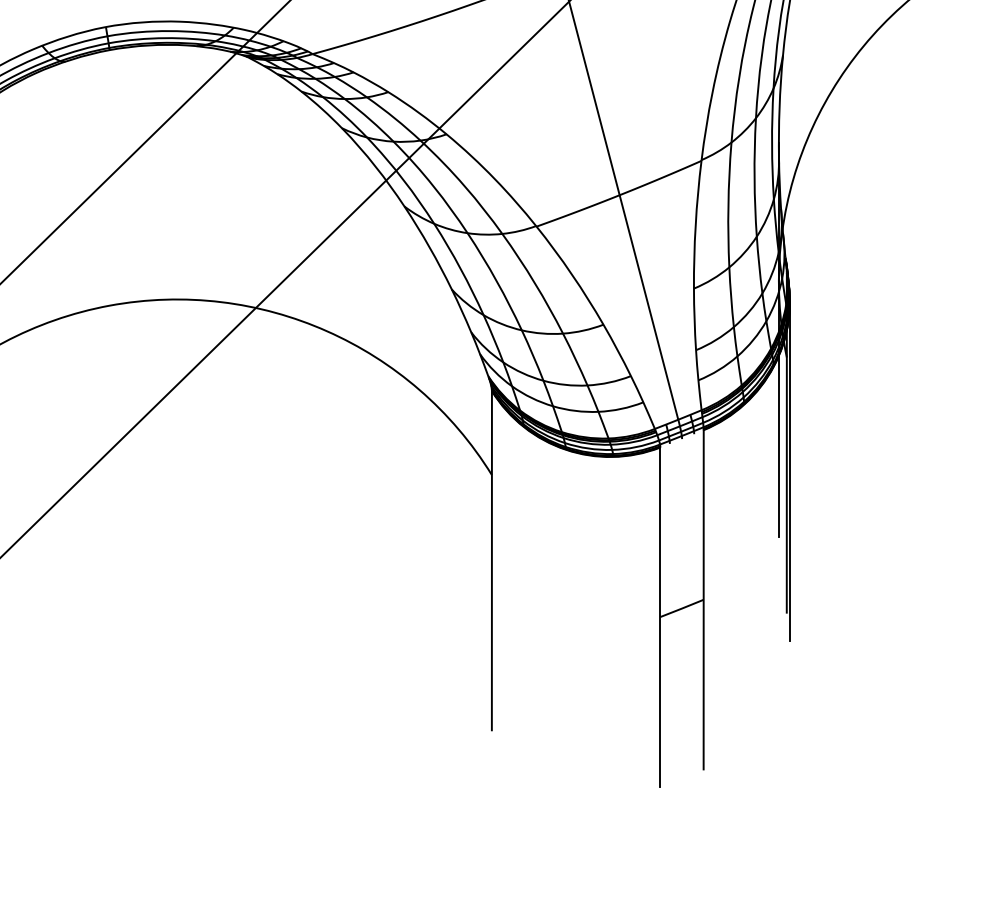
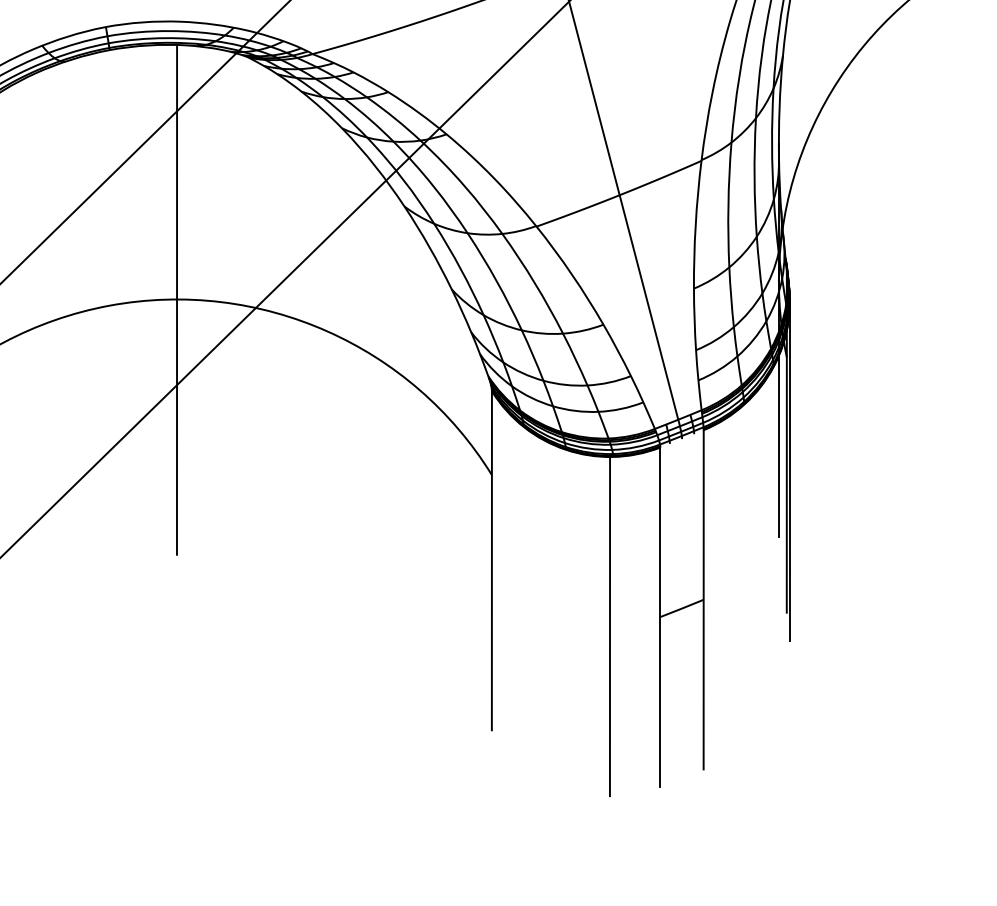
line: none -> present (176, 299)
line: none -> present (609, 626)
